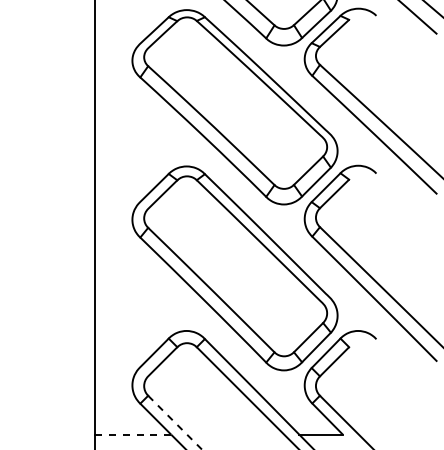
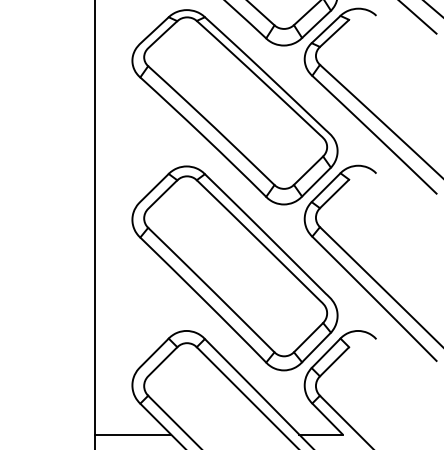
line: dashed -> solid (175, 422)
line: dashed -> solid (132, 434)
